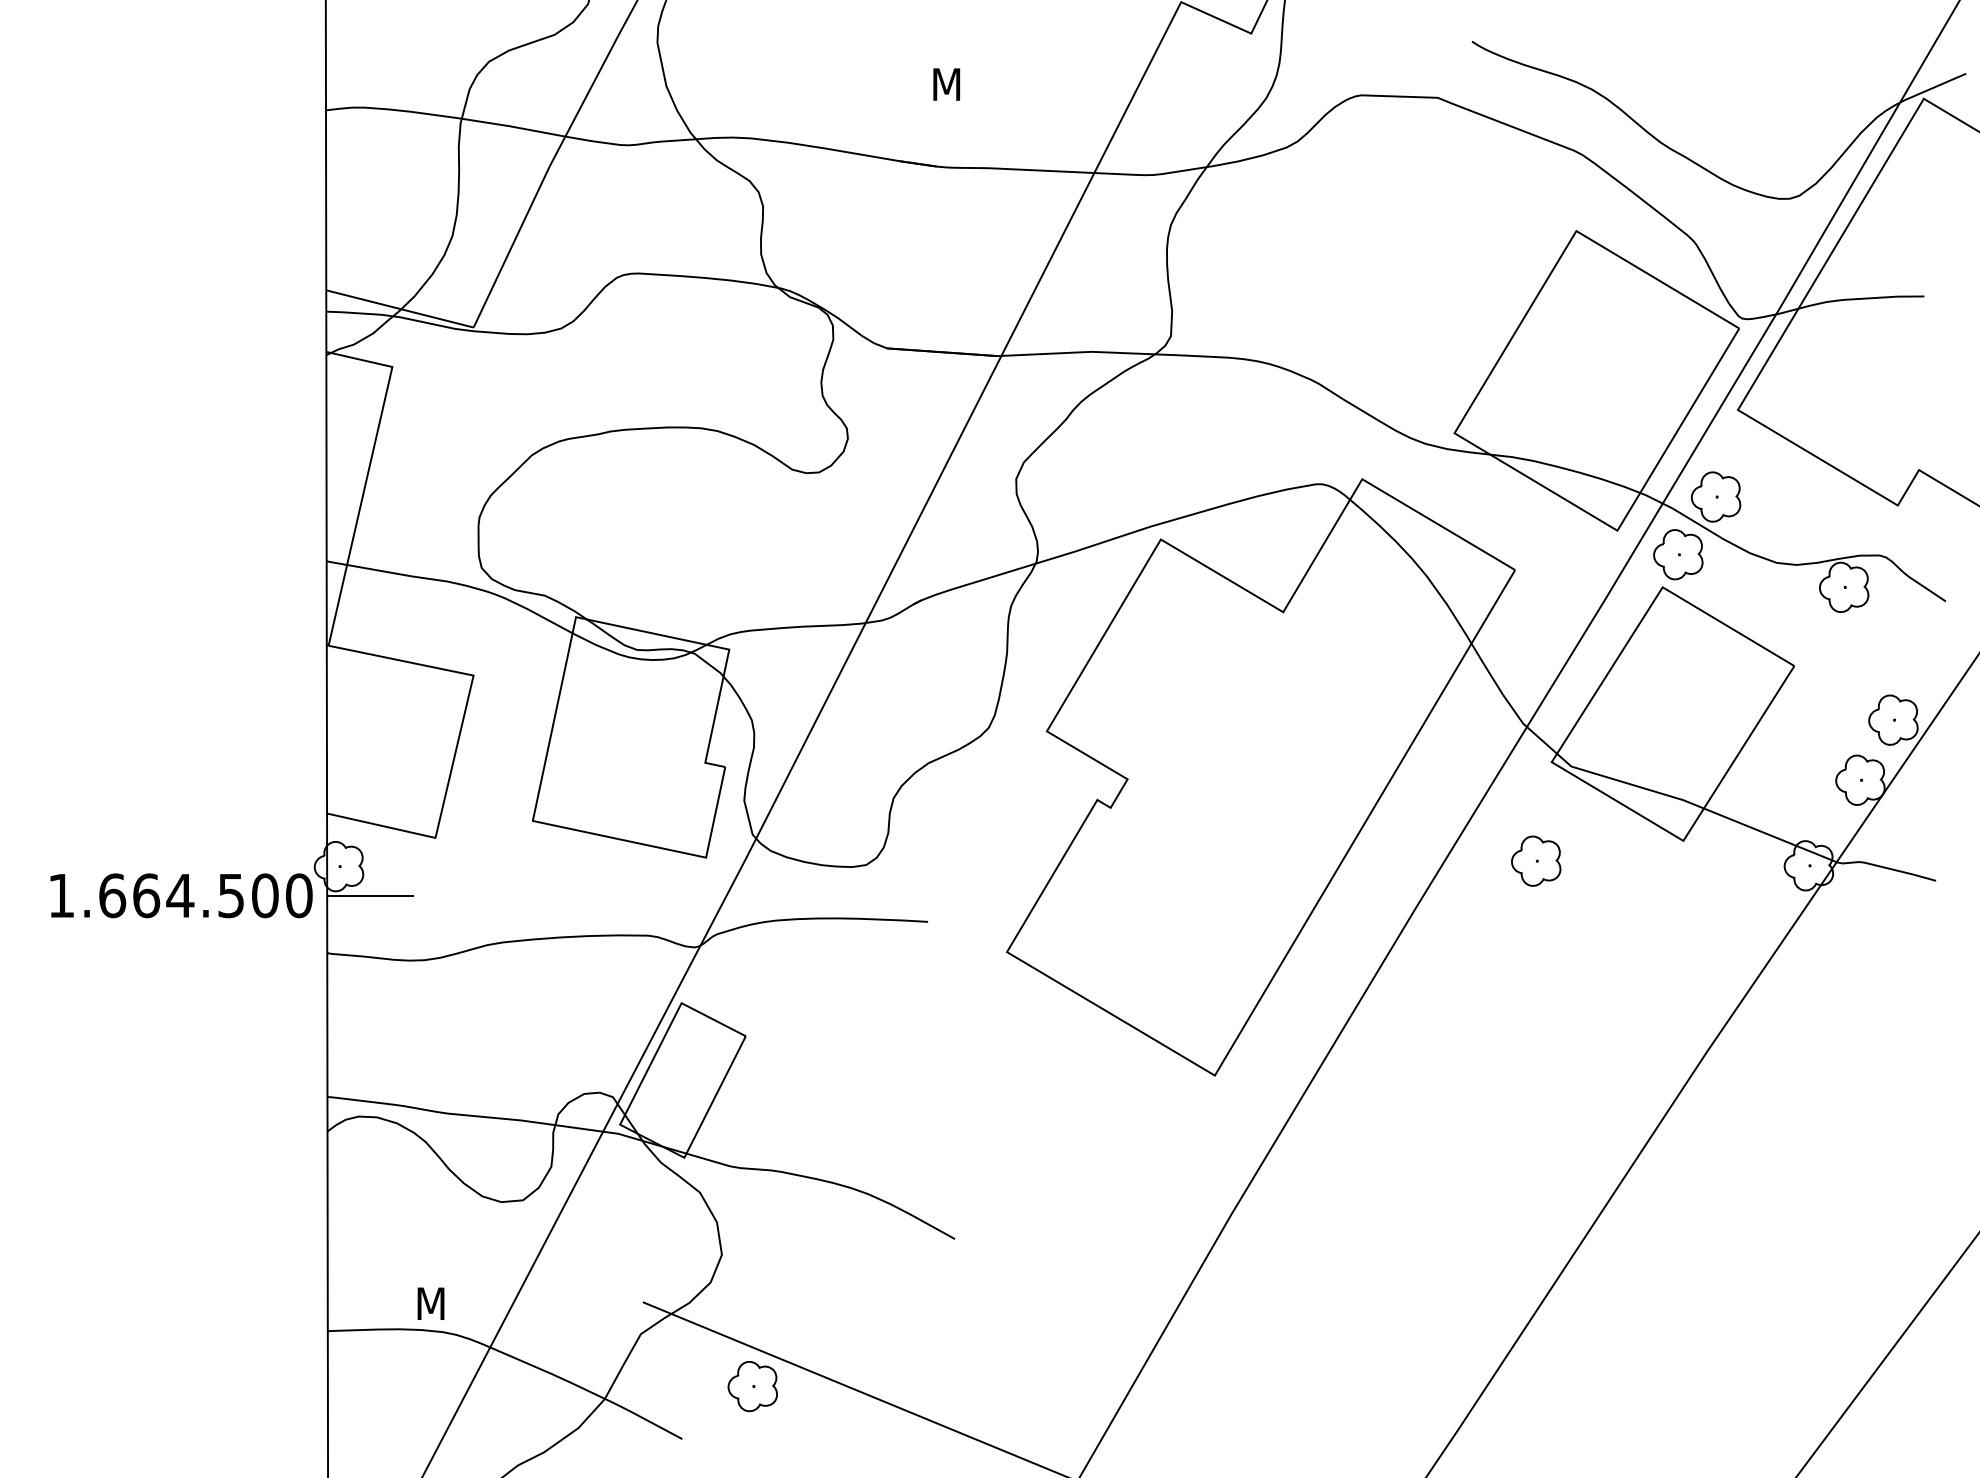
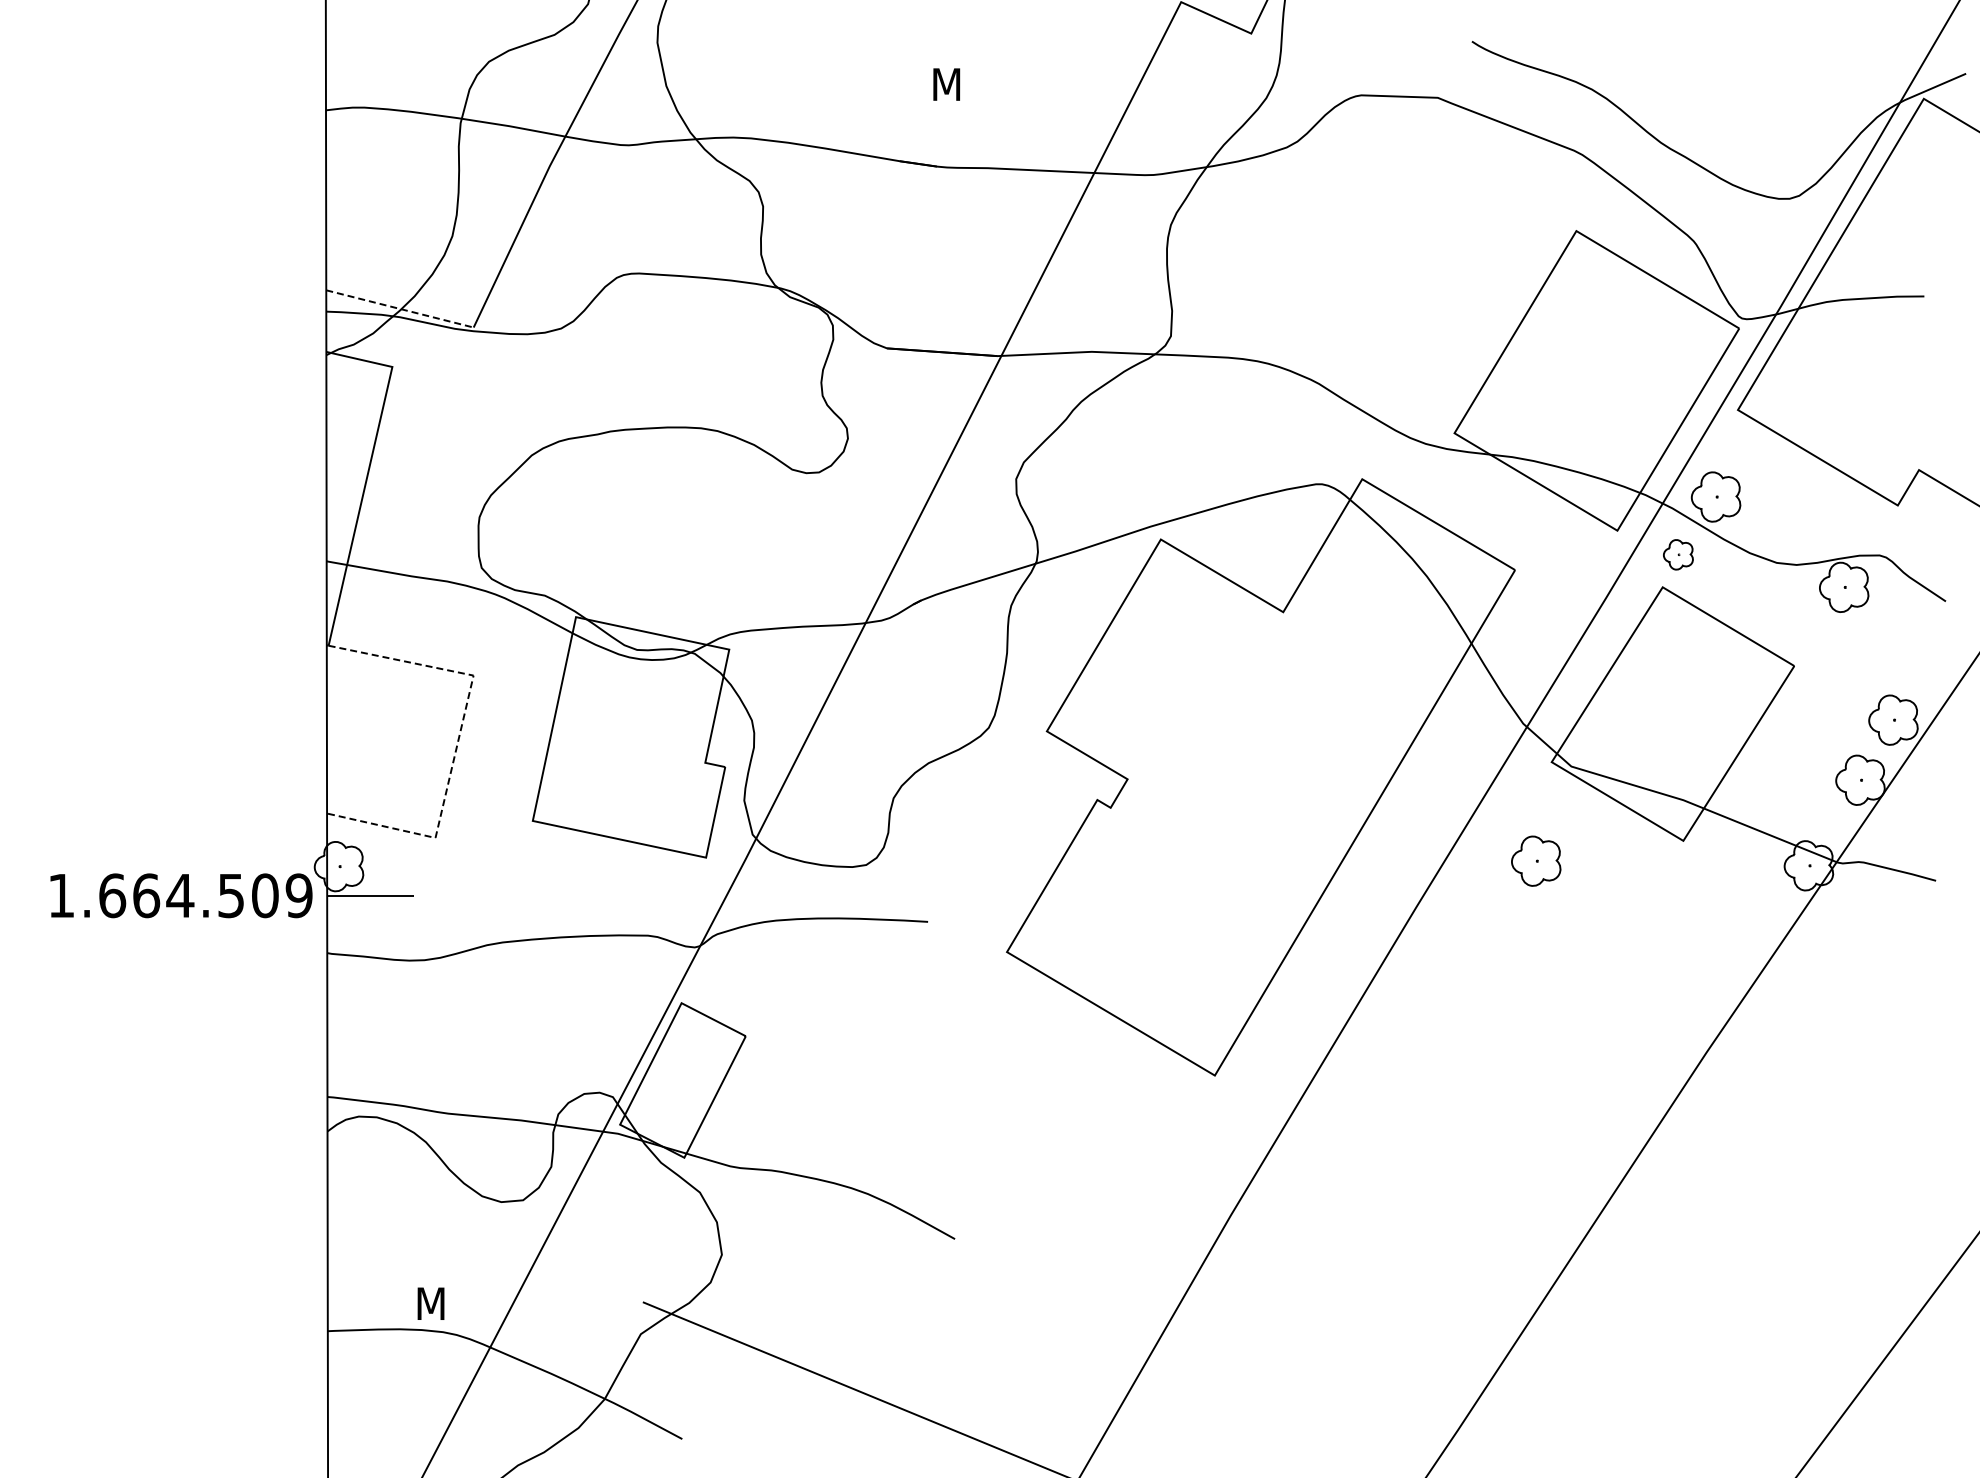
line: solid -> dashed (400, 309)
part size: 51x52 px -> 31x32 px (1678, 554)
line: solid -> dashed (458, 738)
text: 1.664.500 -> 1.664.509 (298, 895)
part: present -> none (752, 1386)
